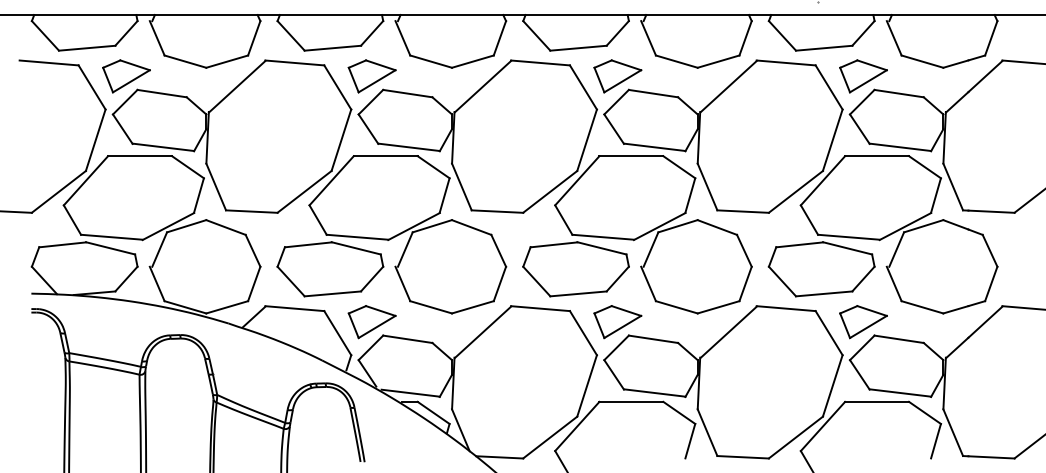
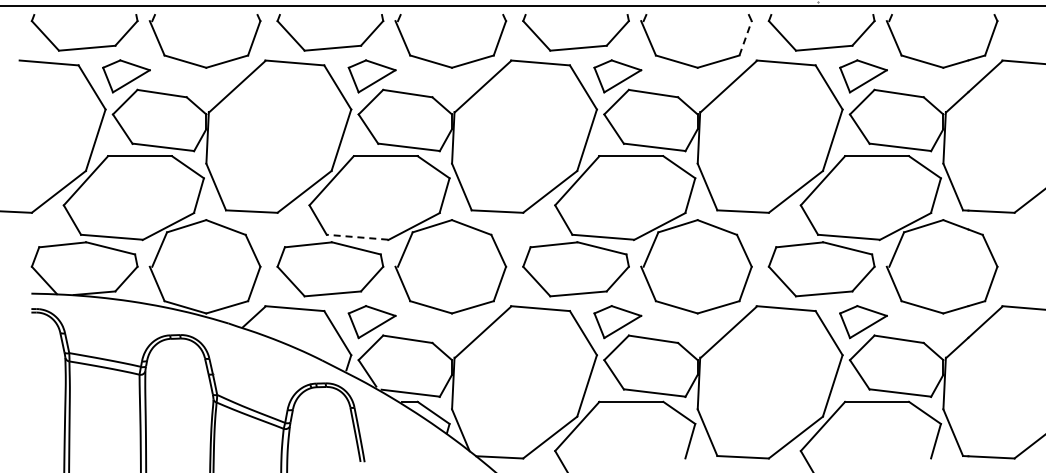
line position: (522, 15) -> (522, 6) (522, 6)
line: solid -> dashed (745, 37)
line: solid -> dashed (357, 237)
